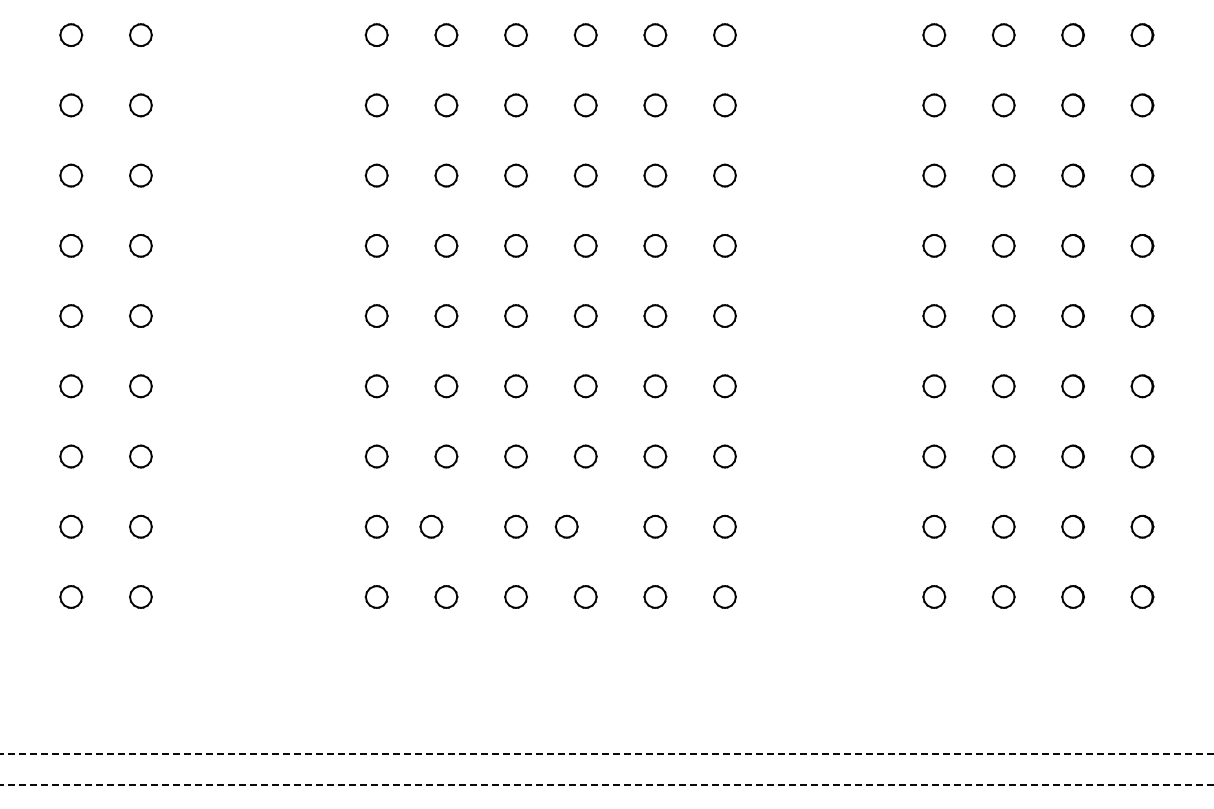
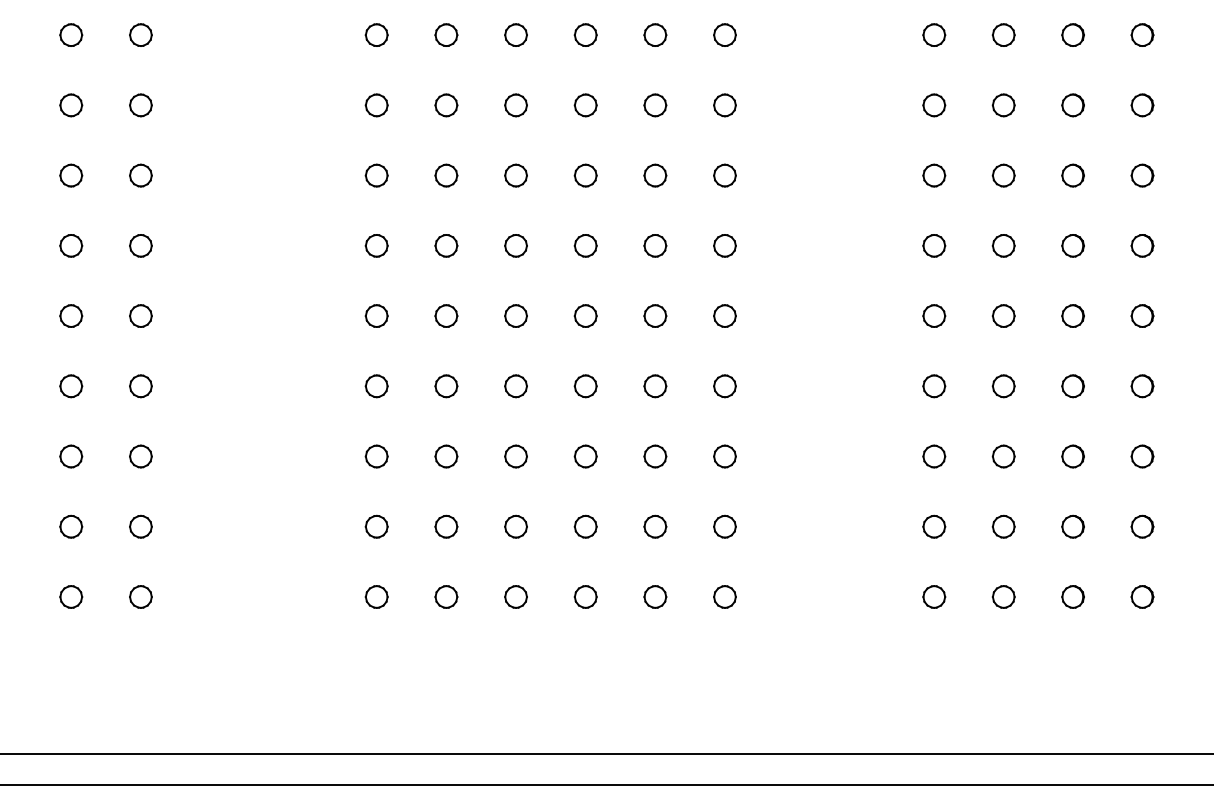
part position: (431, 526) -> (446, 526) (446, 526)
part position: (566, 526) -> (585, 526) (585, 526)
line: dashed -> solid (607, 754)
line: dashed -> solid (607, 784)
